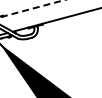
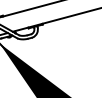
line: dashed -> solid (32, 8)
